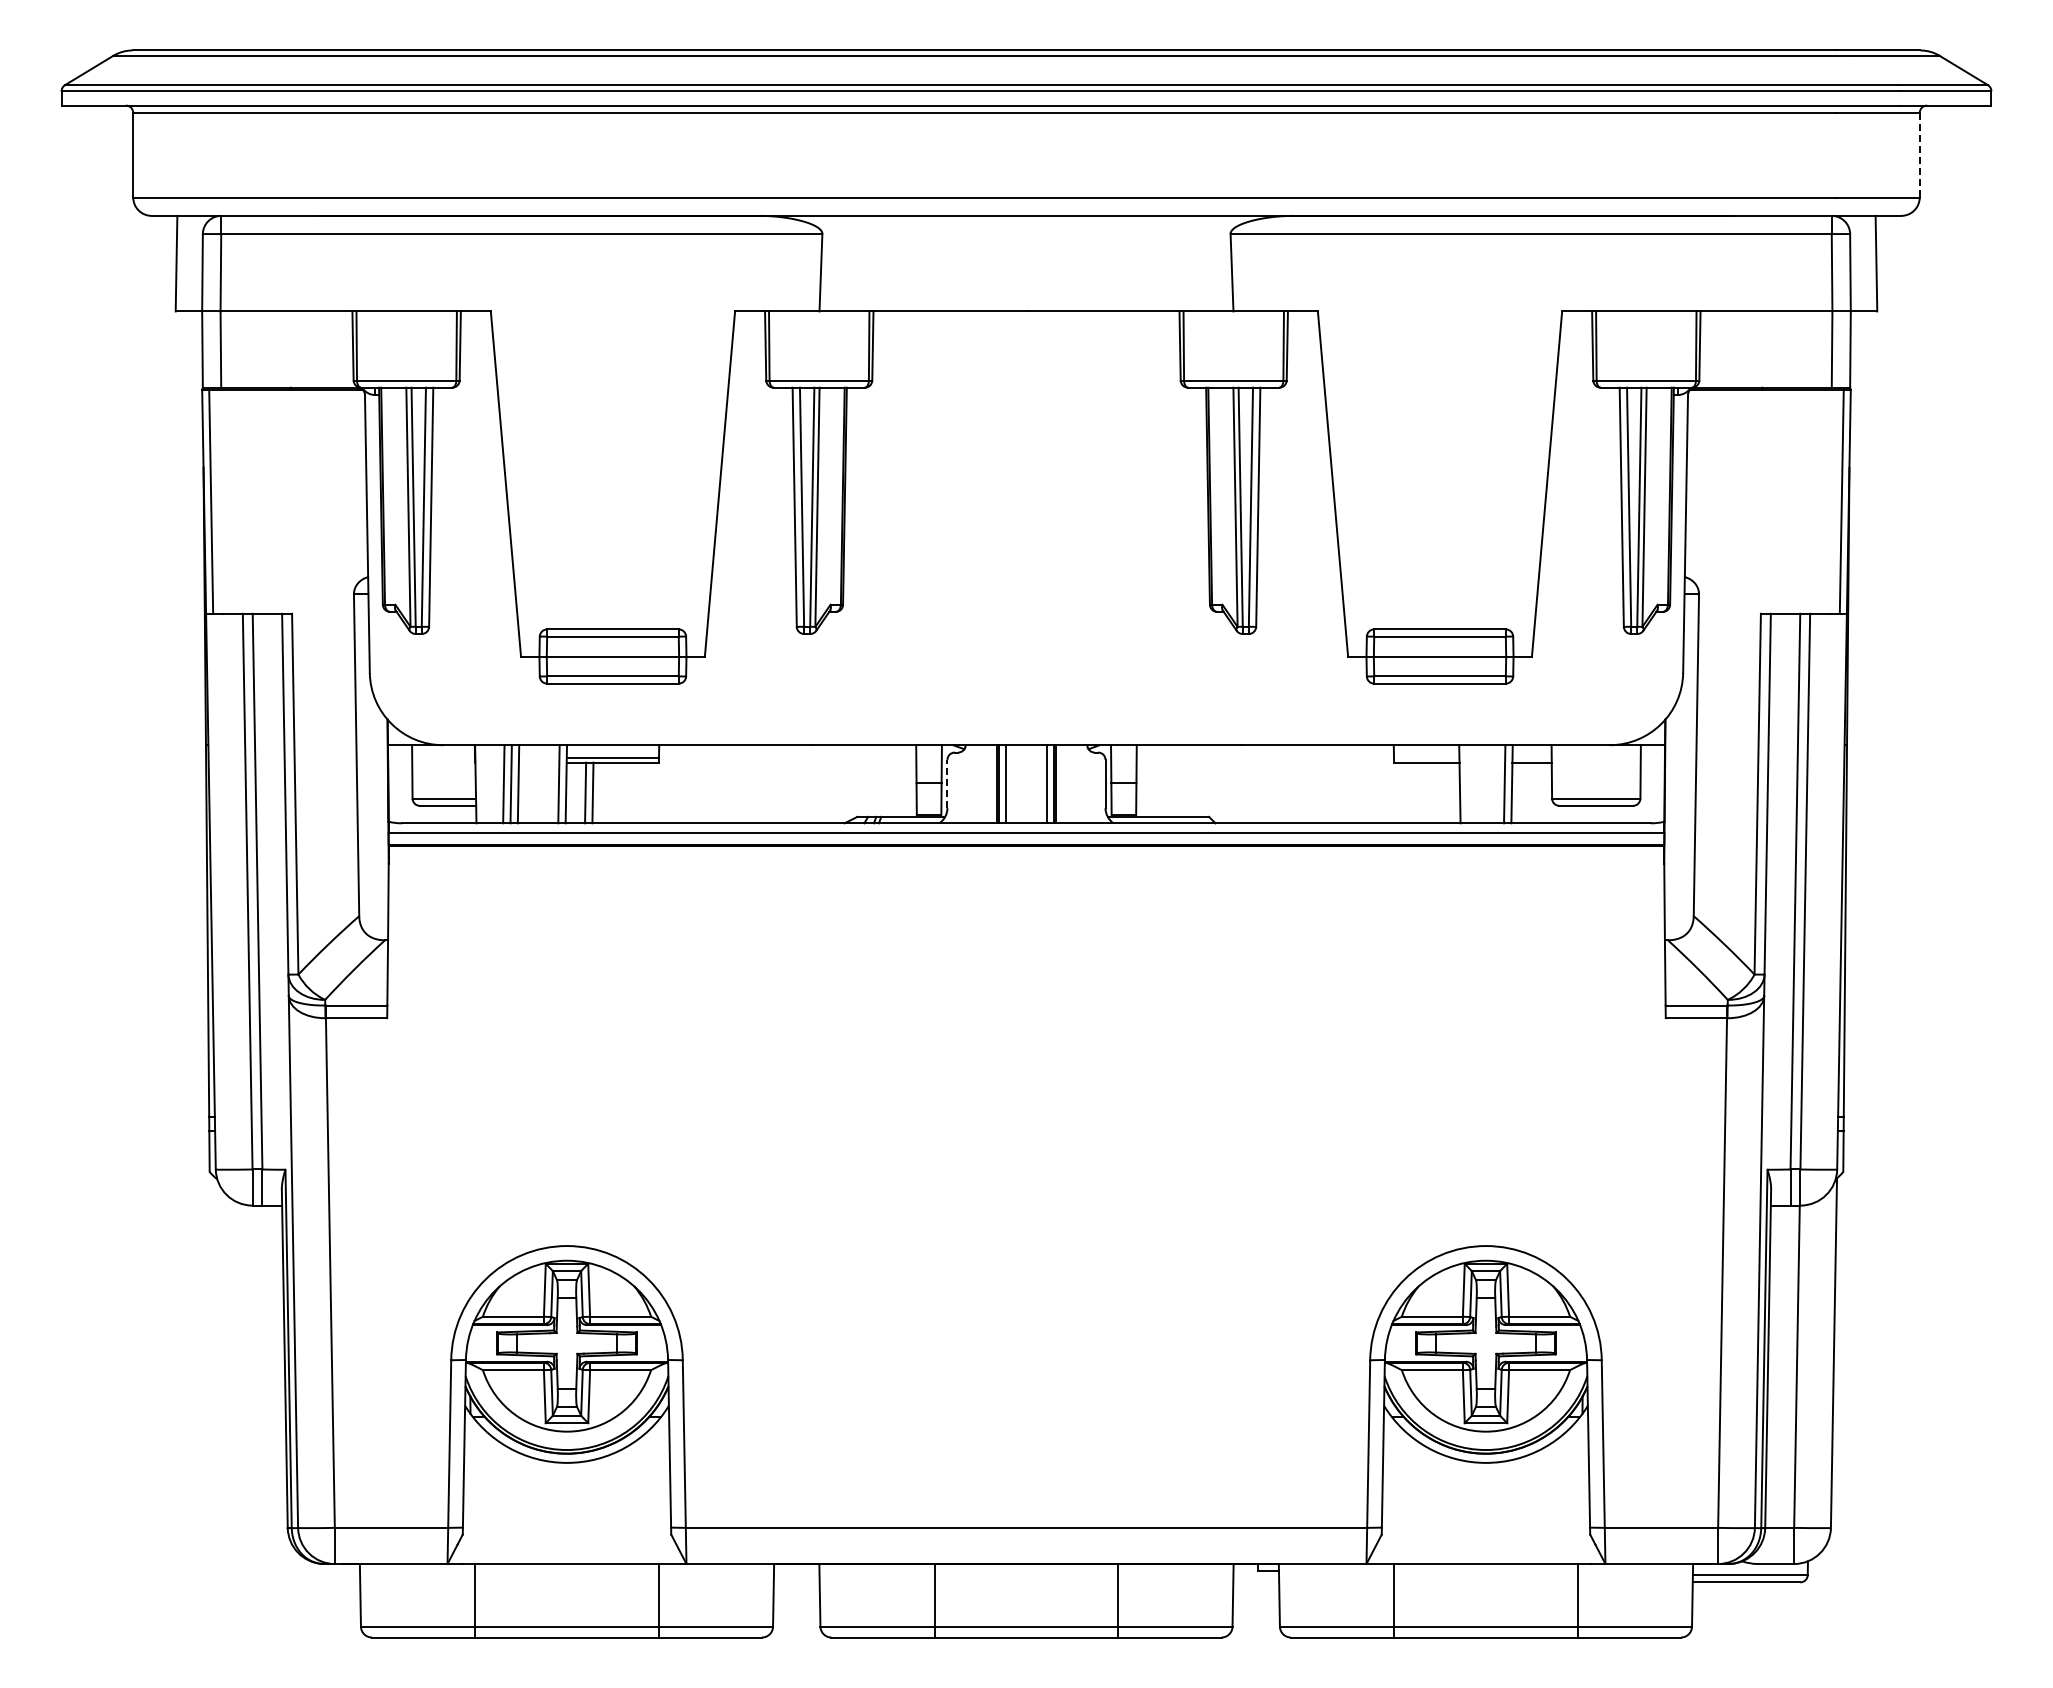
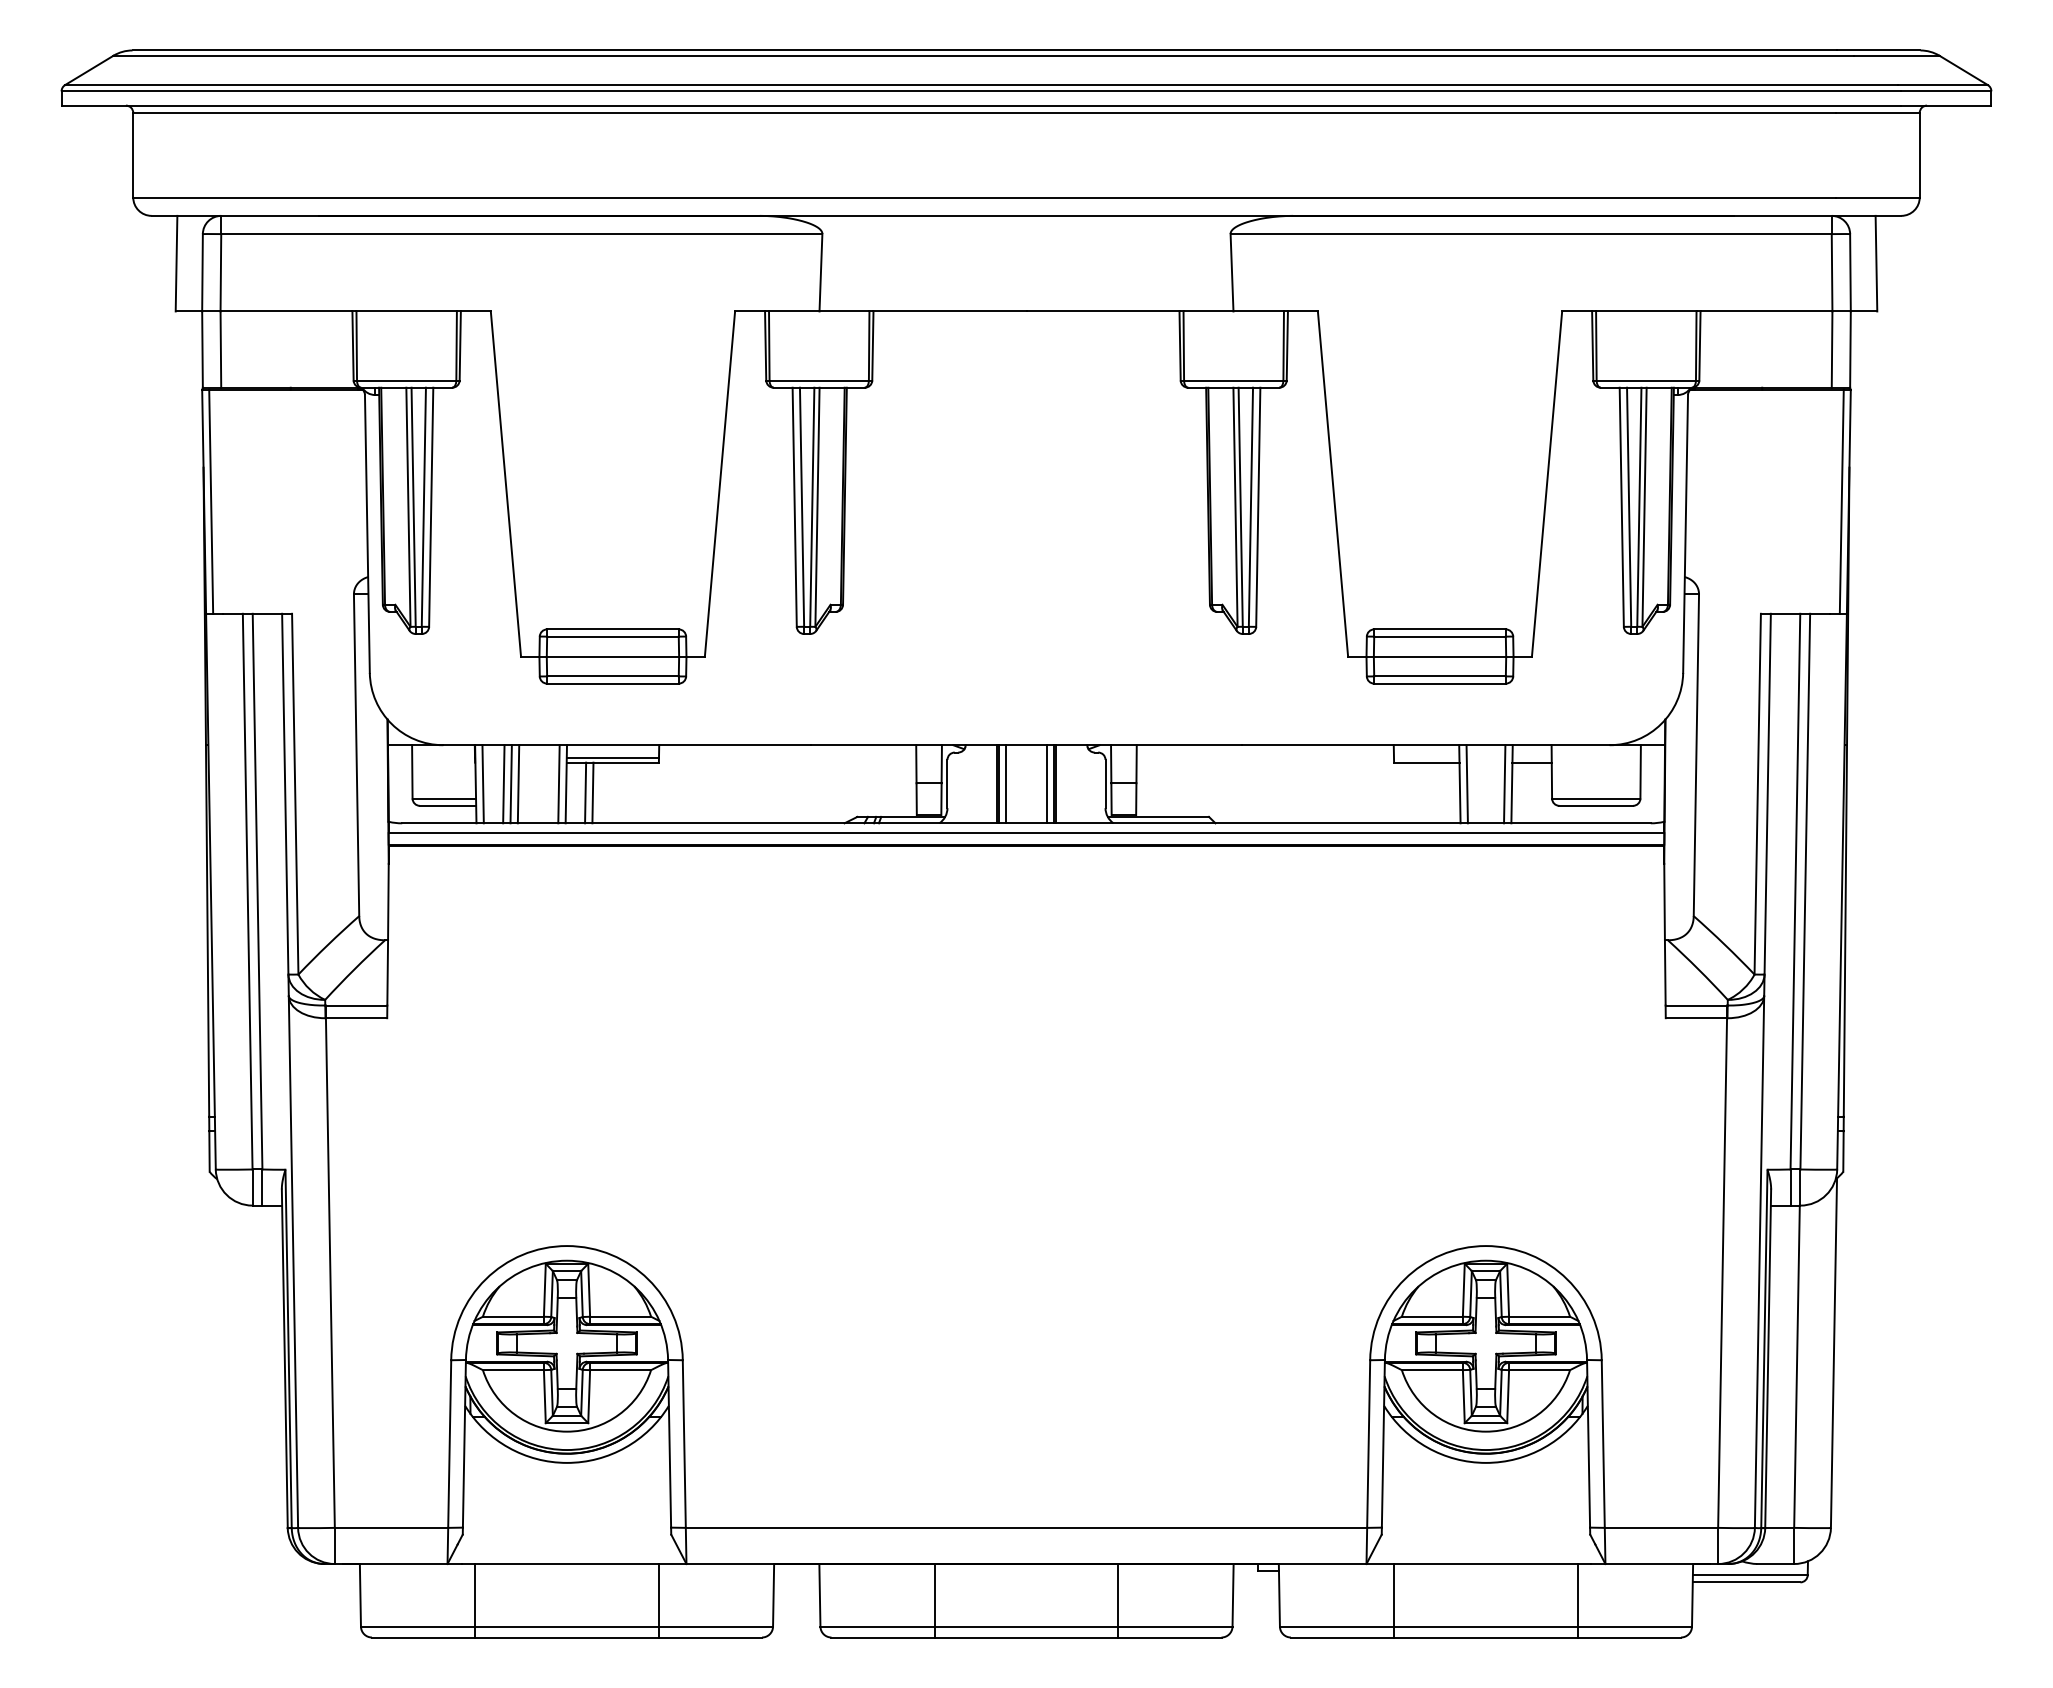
line: dashed -> solid (1919, 155)
line: dashed -> solid (947, 783)
line: none -> present (482, 784)
line: none -> present (1466, 784)
